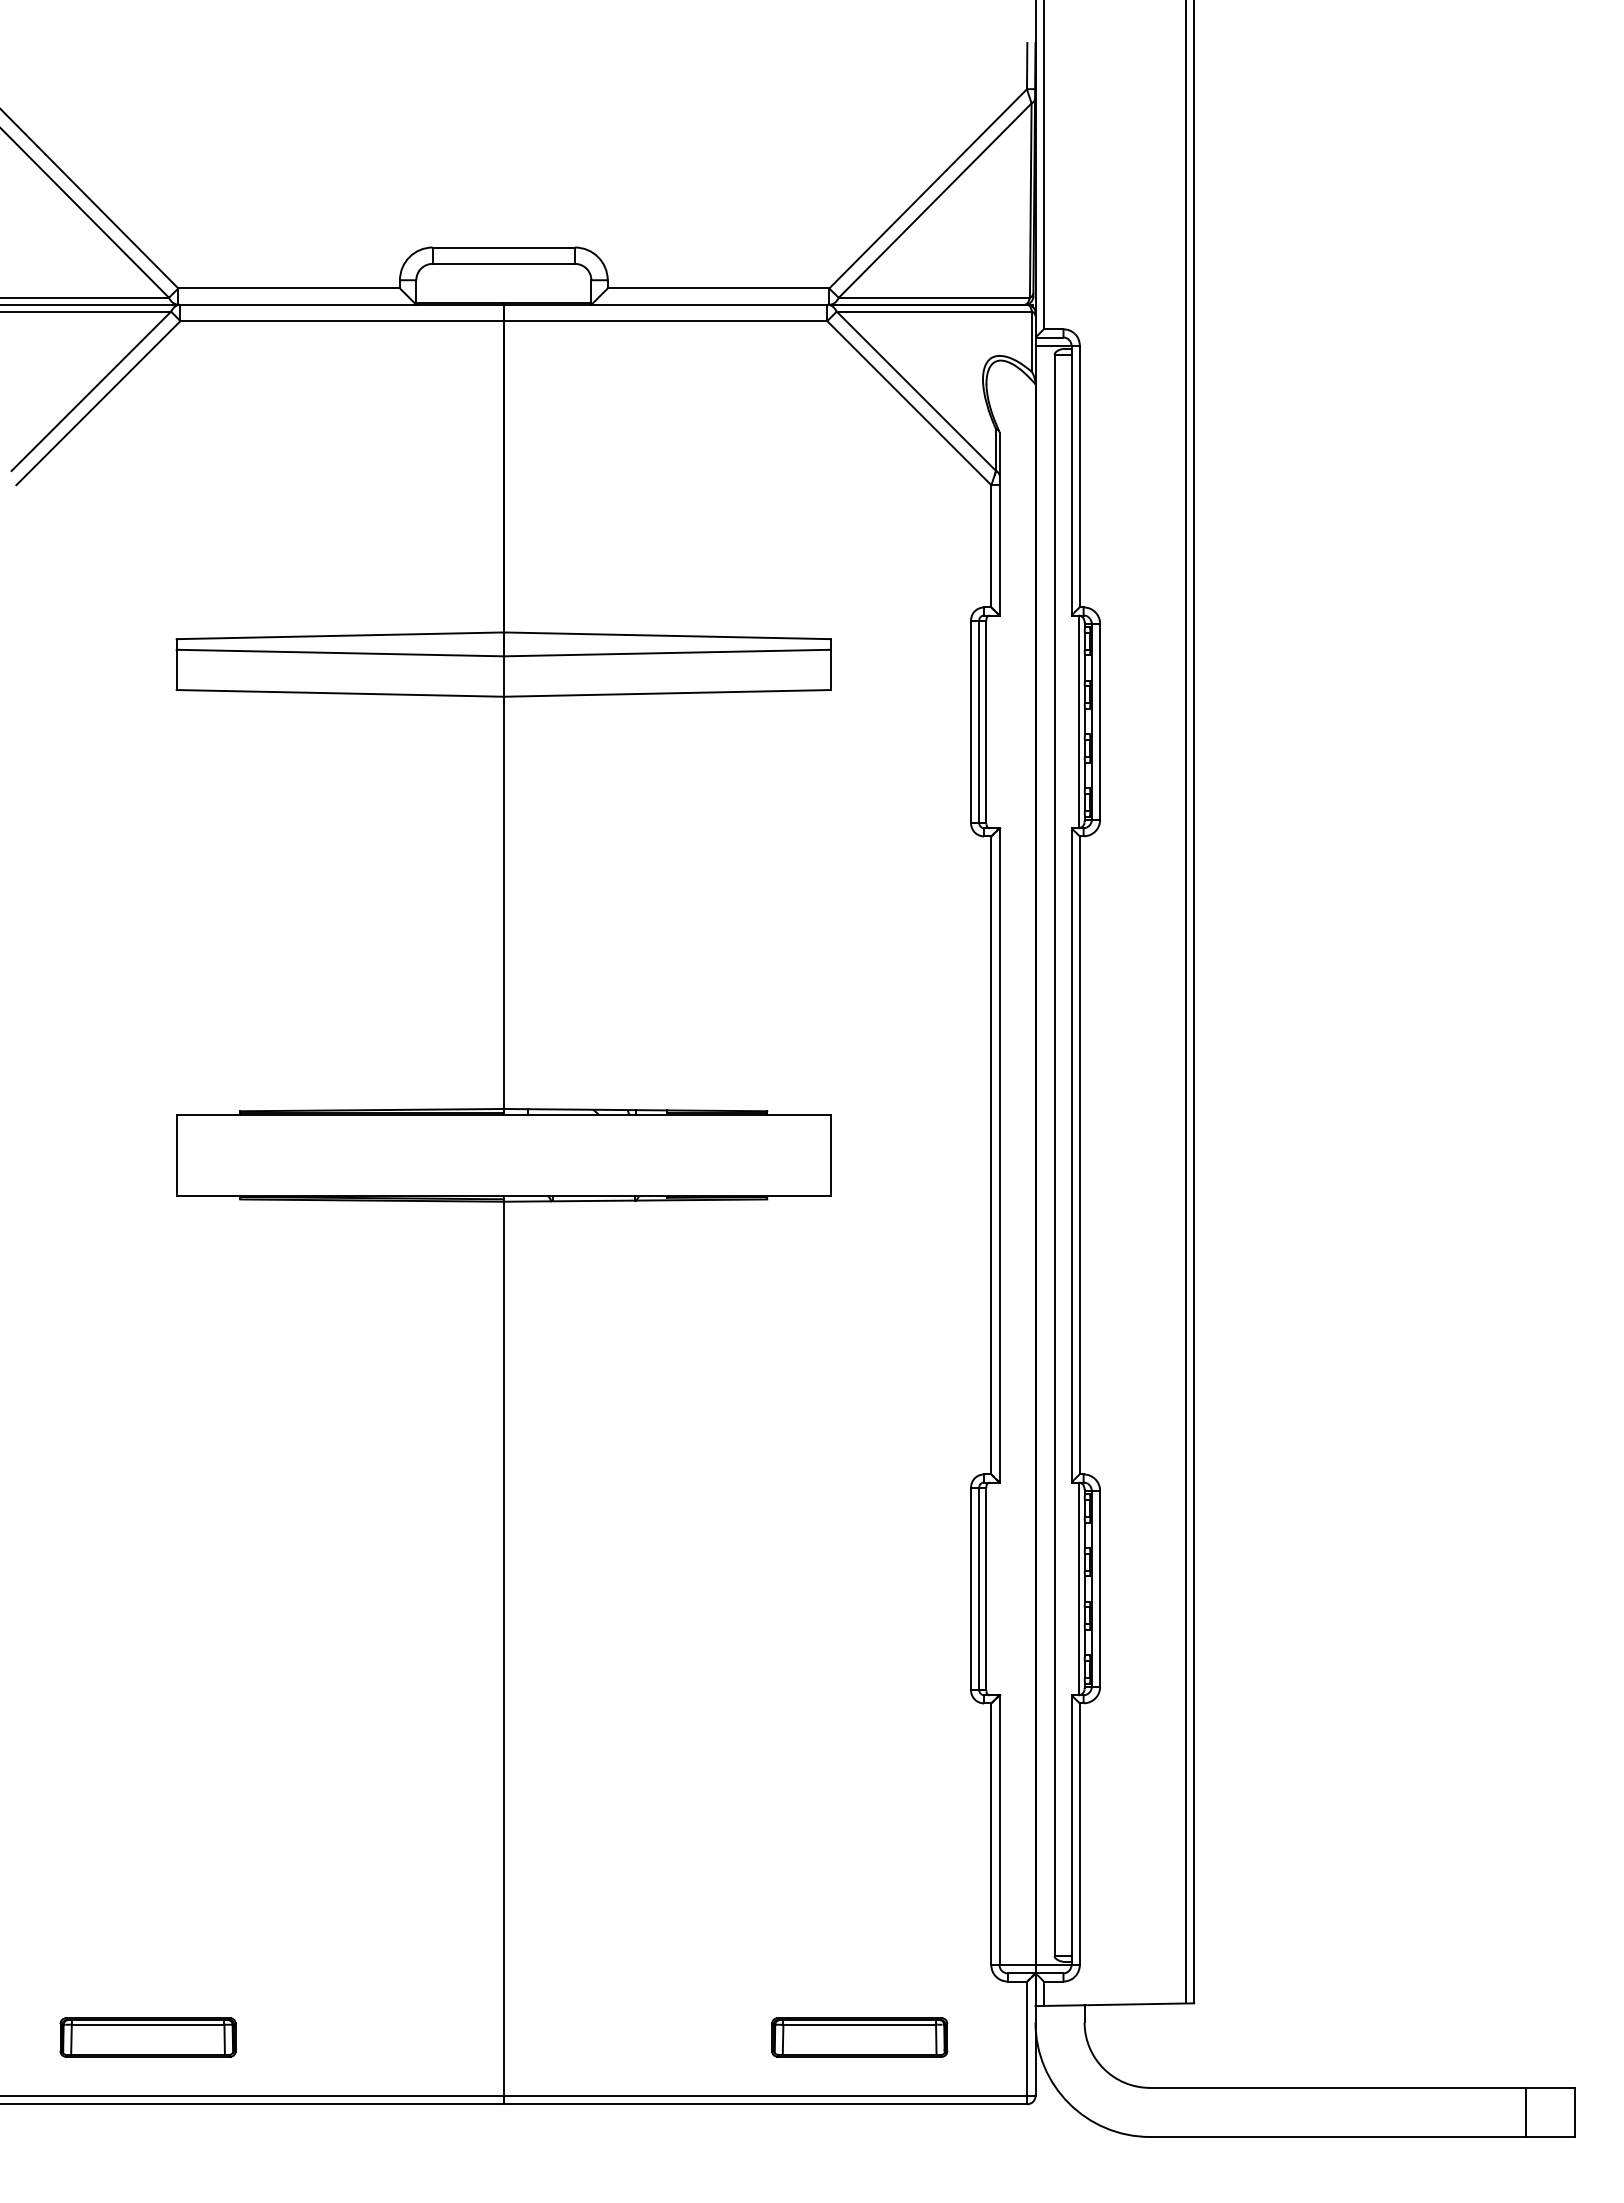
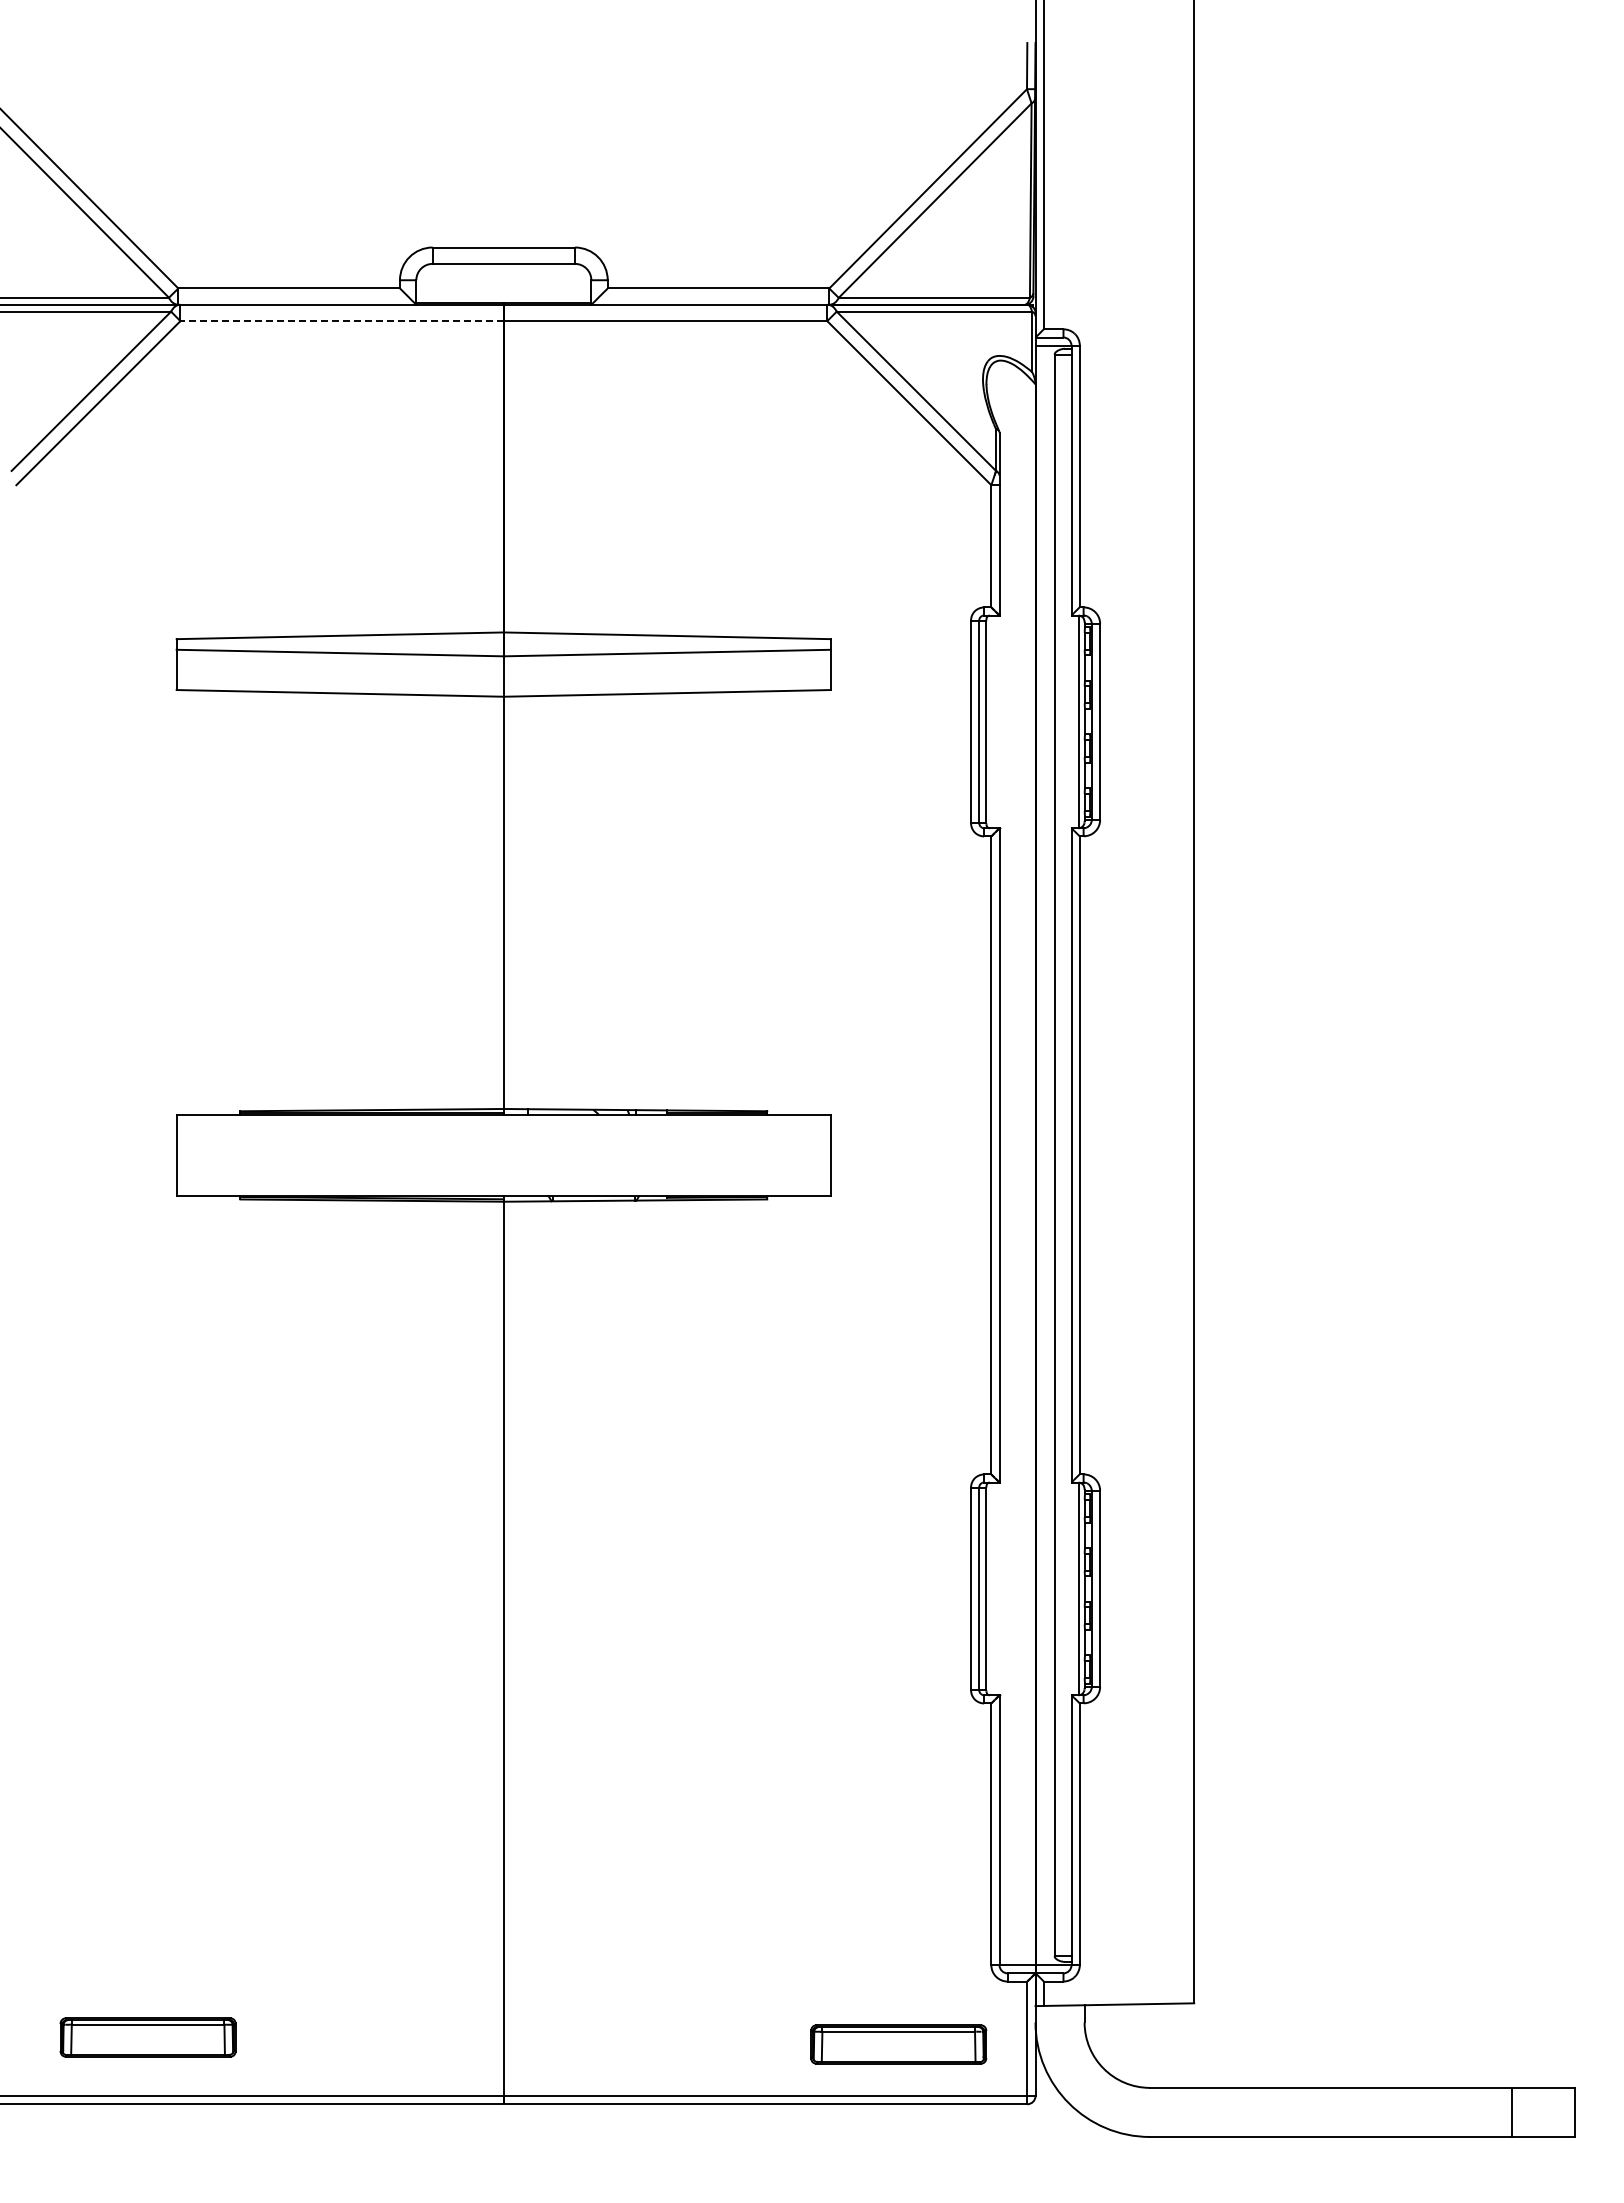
line: solid -> dashed (342, 321)
line: present -> none (1186, 1002)
part position: (859, 2037) -> (898, 2044) (898, 2044)
line position: (1526, 2111) -> (1512, 2111) (1512, 2111)
